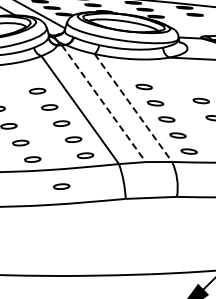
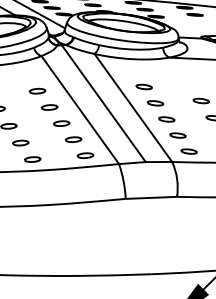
line: dashed -> solid (103, 103)
line: dashed -> solid (133, 108)
part: present -> none (61, 186)
